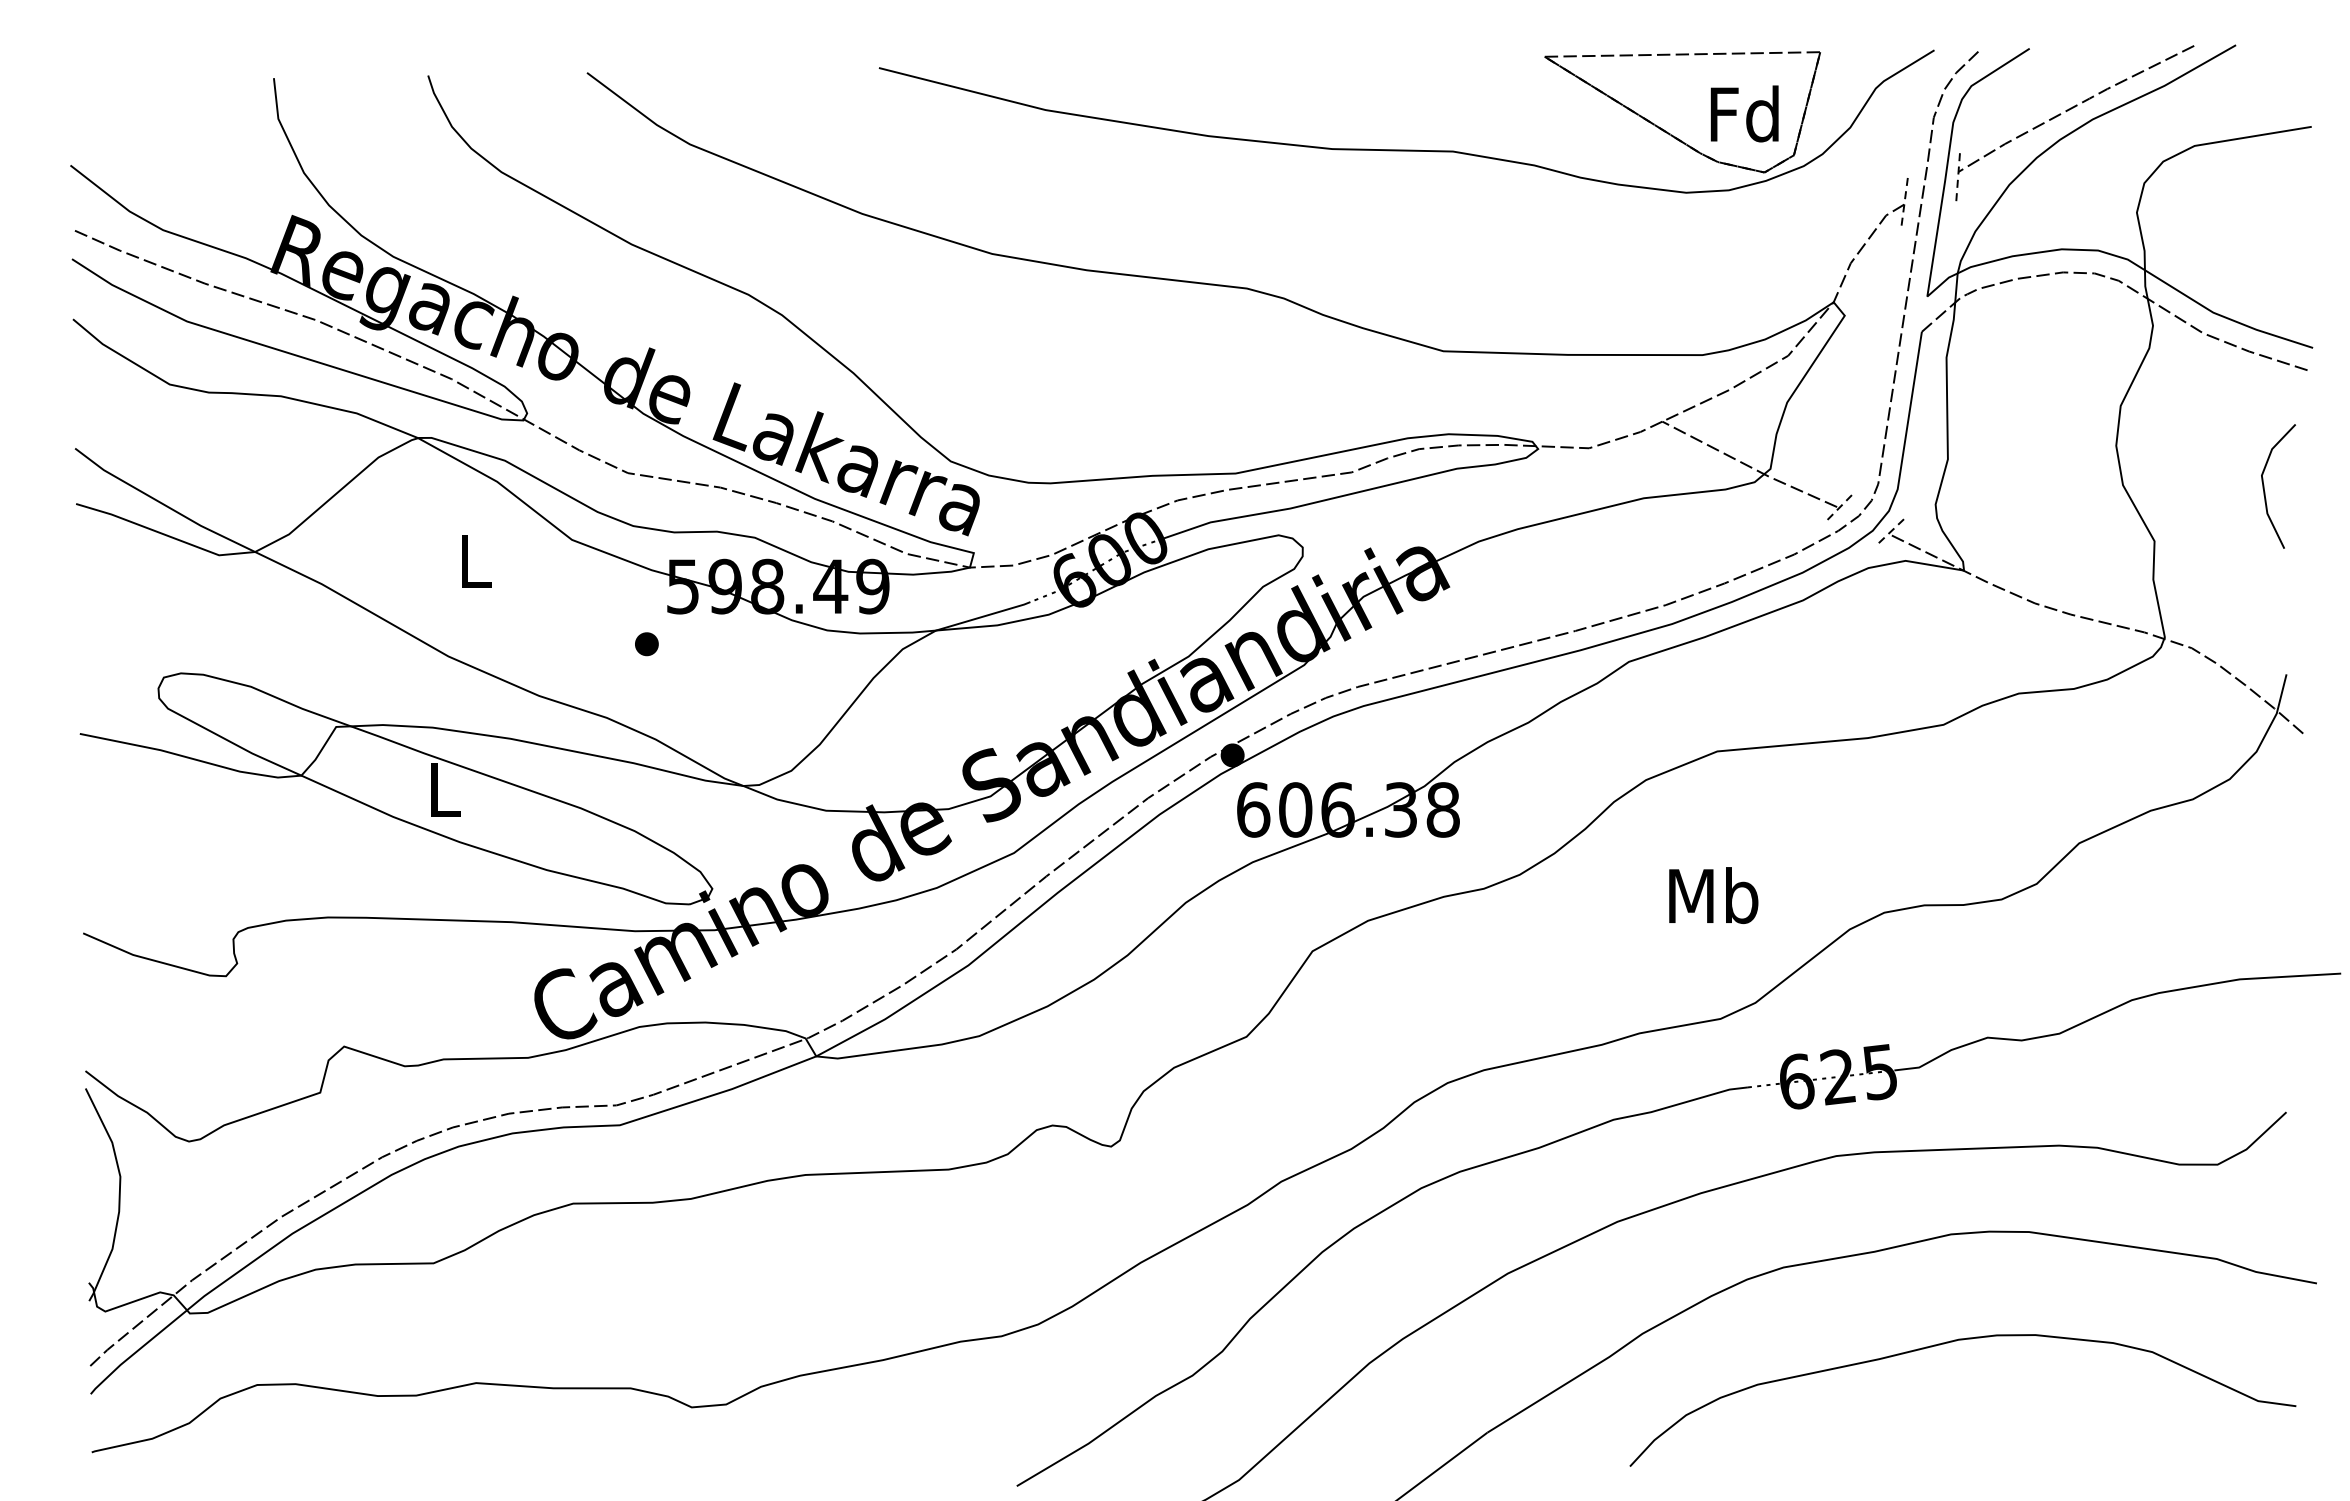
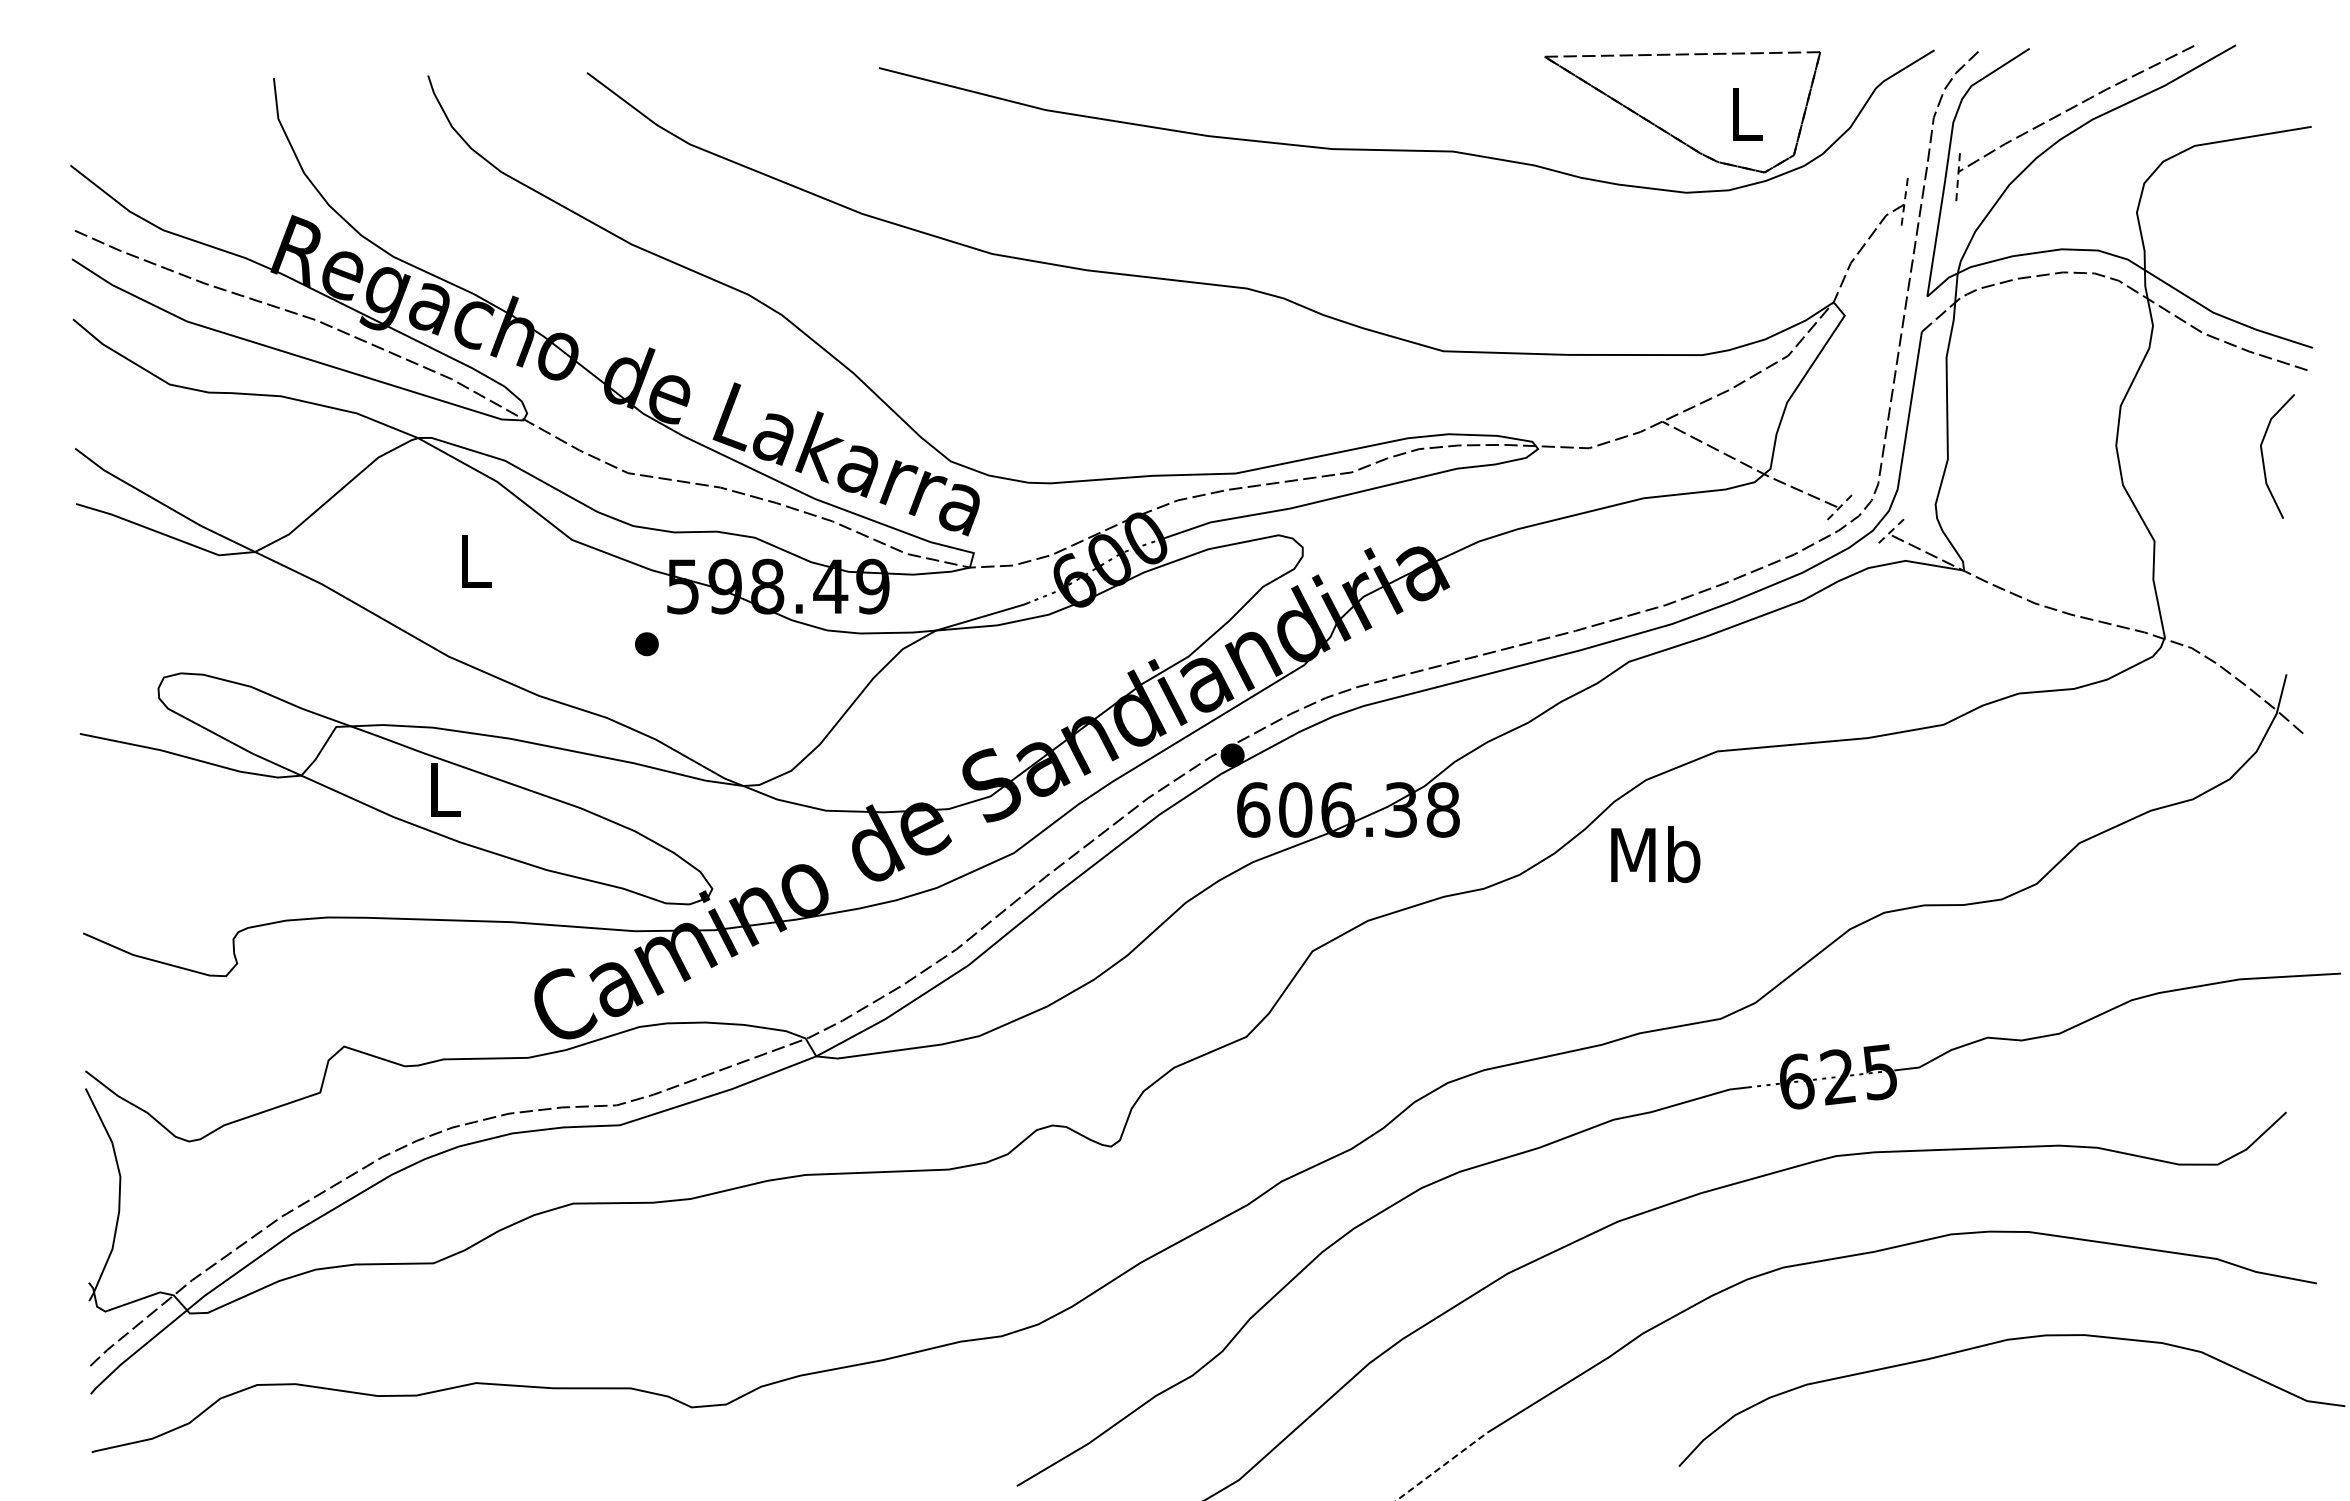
text: Fd -> L (1744, 113)
line position: (2265, 491) -> (2264, 461) (2264, 461)
text position: (1713, 895) -> (1655, 854) (1655, 854)
curve position: (1948, 1343) -> (1997, 1343) (1997, 1343)
line: solid -> dashed (1442, 1466)
